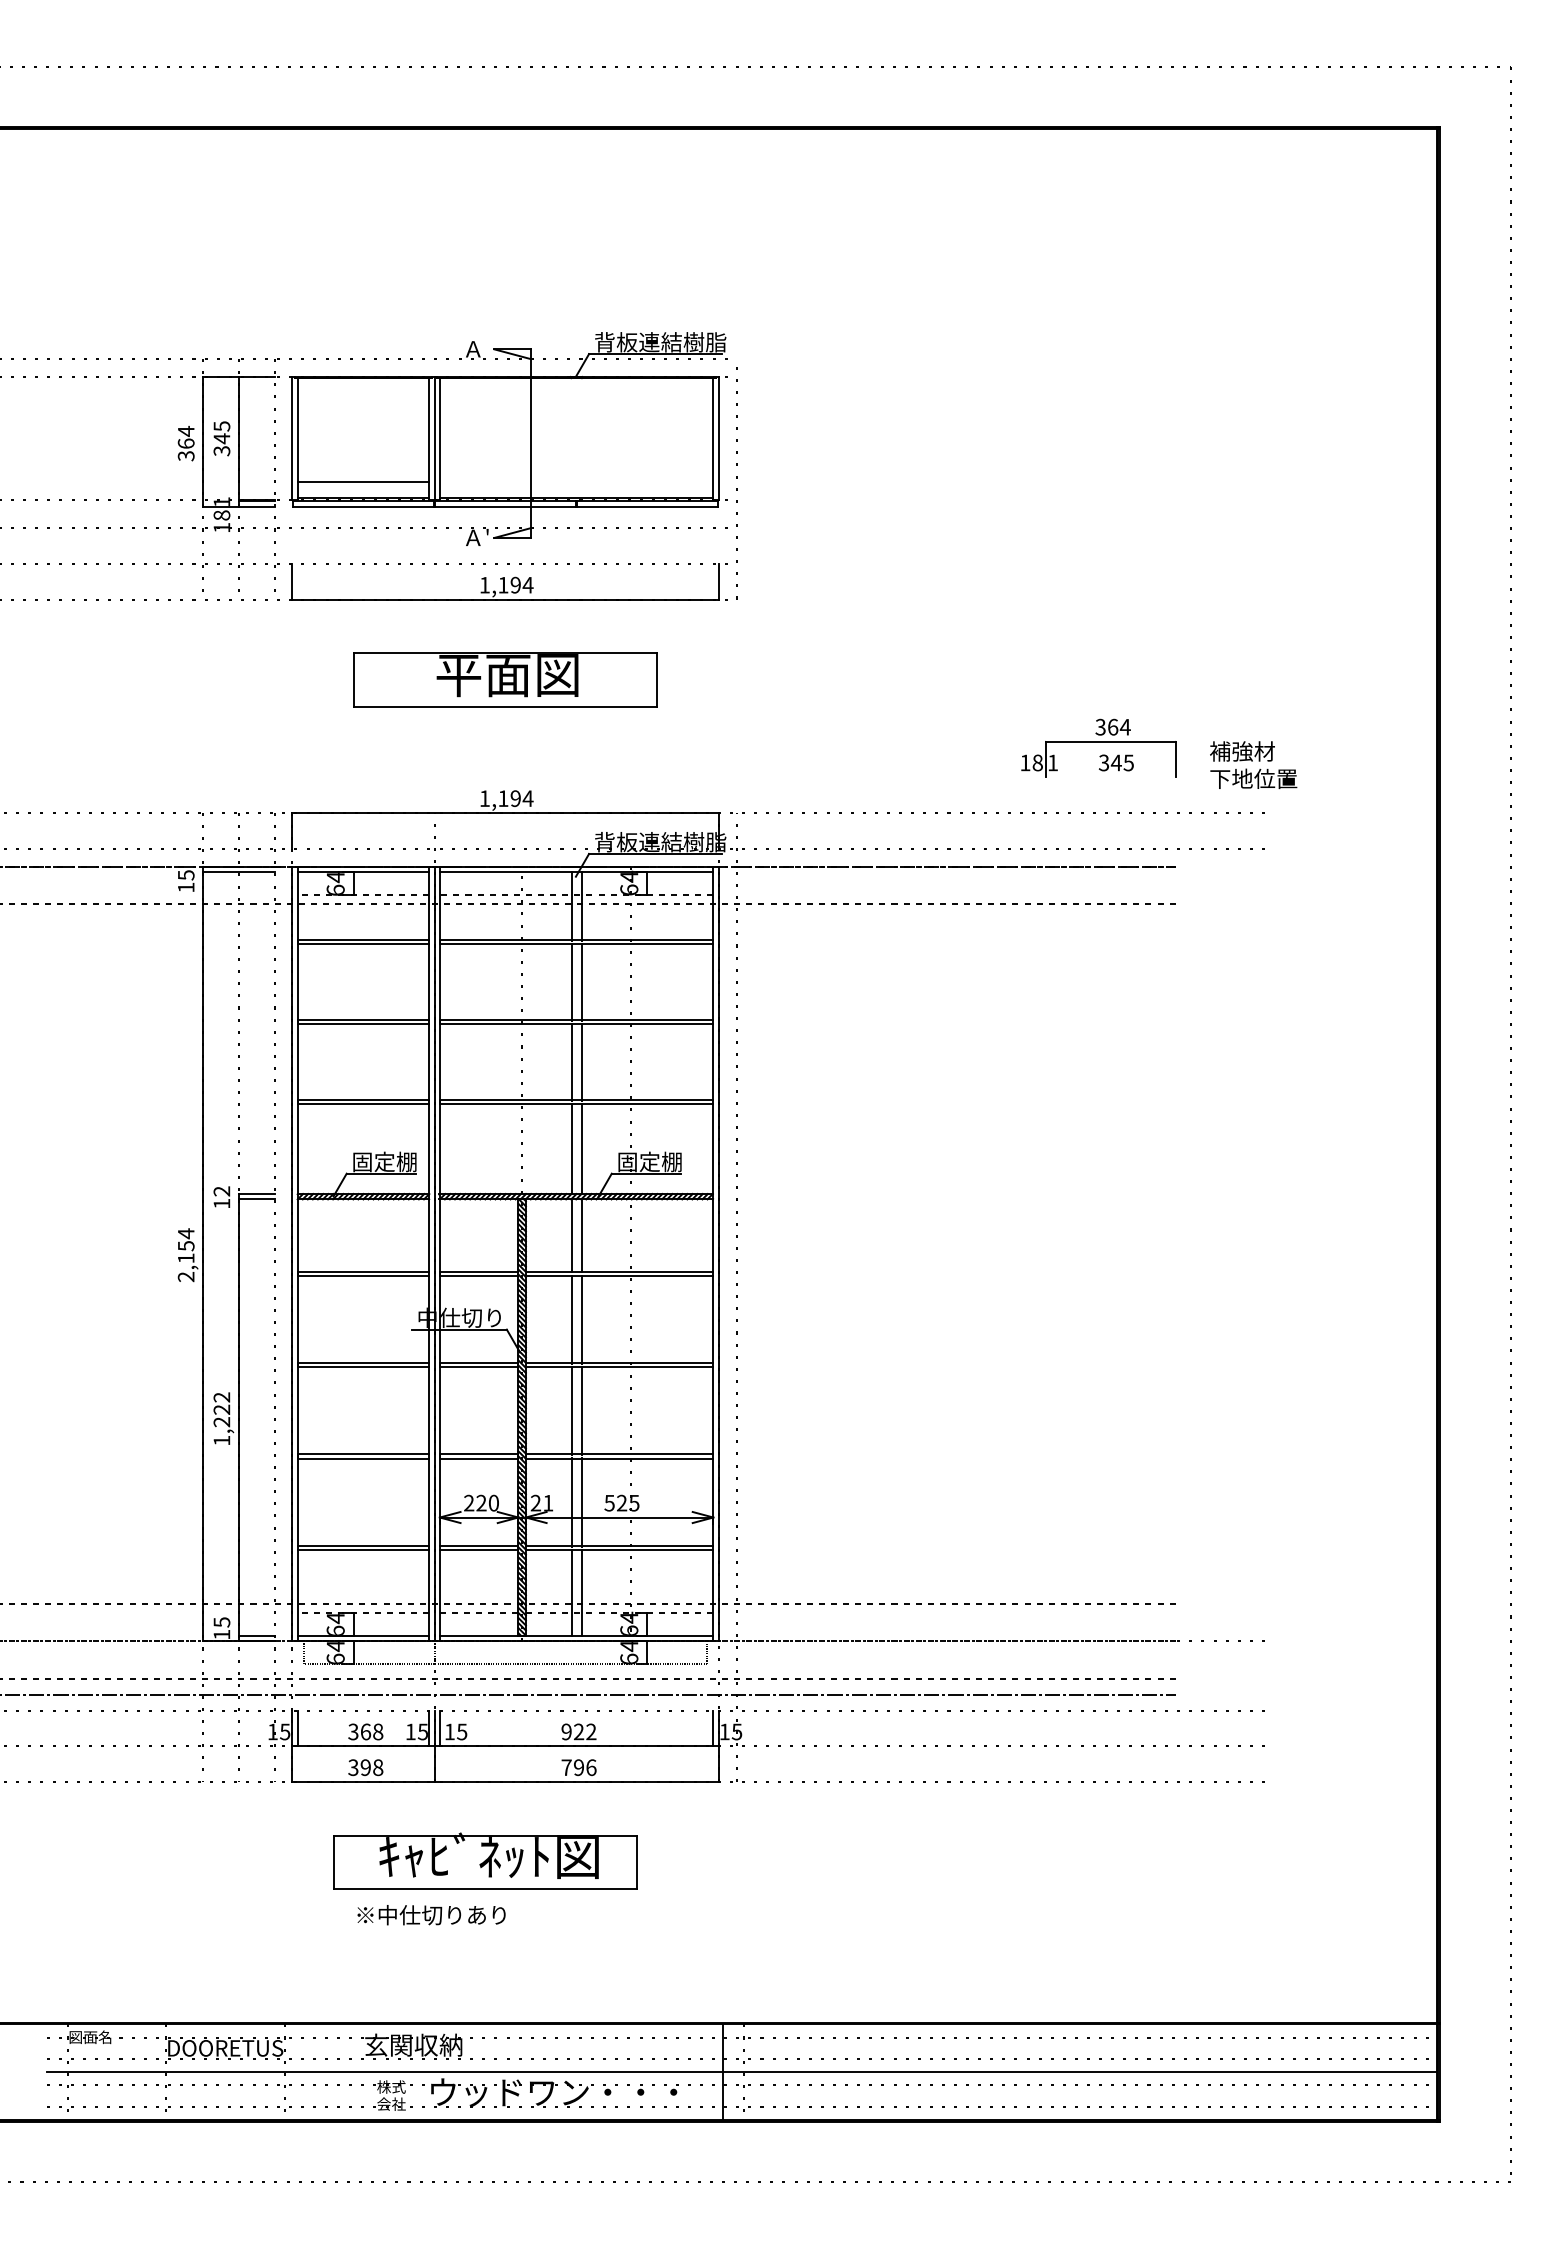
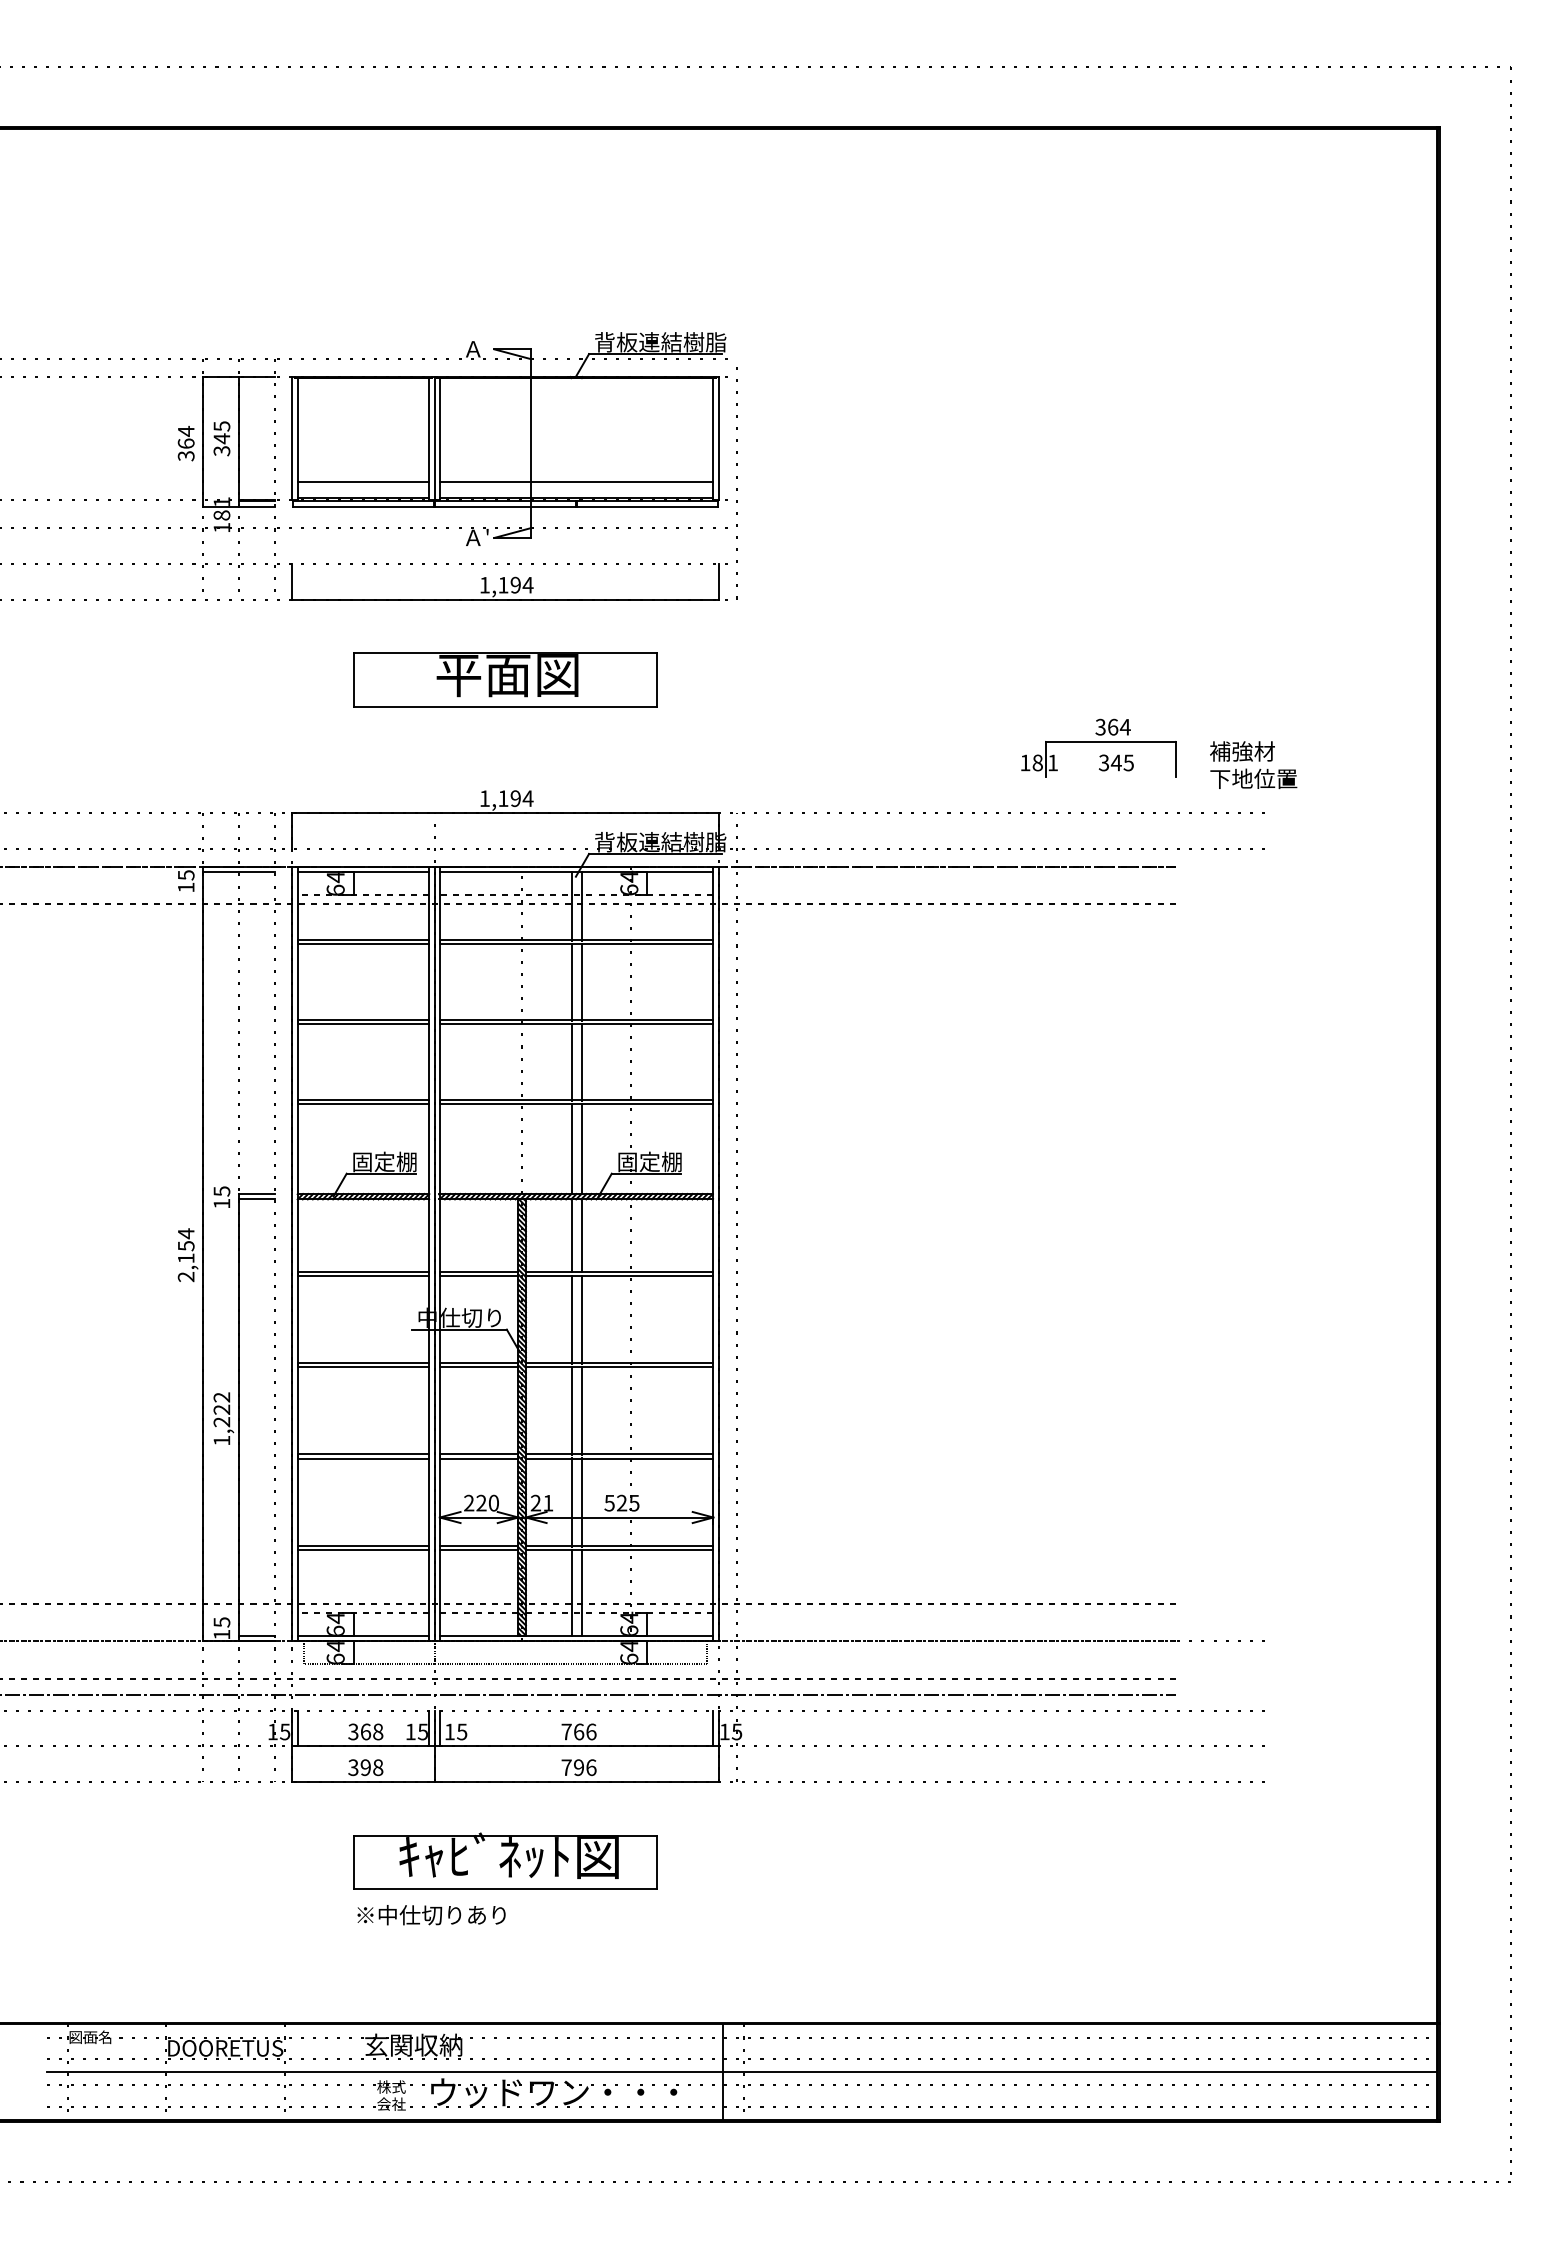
line: none -> present (576, 481)
text: 12 -> 15 (221, 1191)
text: 922 -> 766 (578, 1731)
part position: (485, 1860) -> (505, 1860) (505, 1860)
